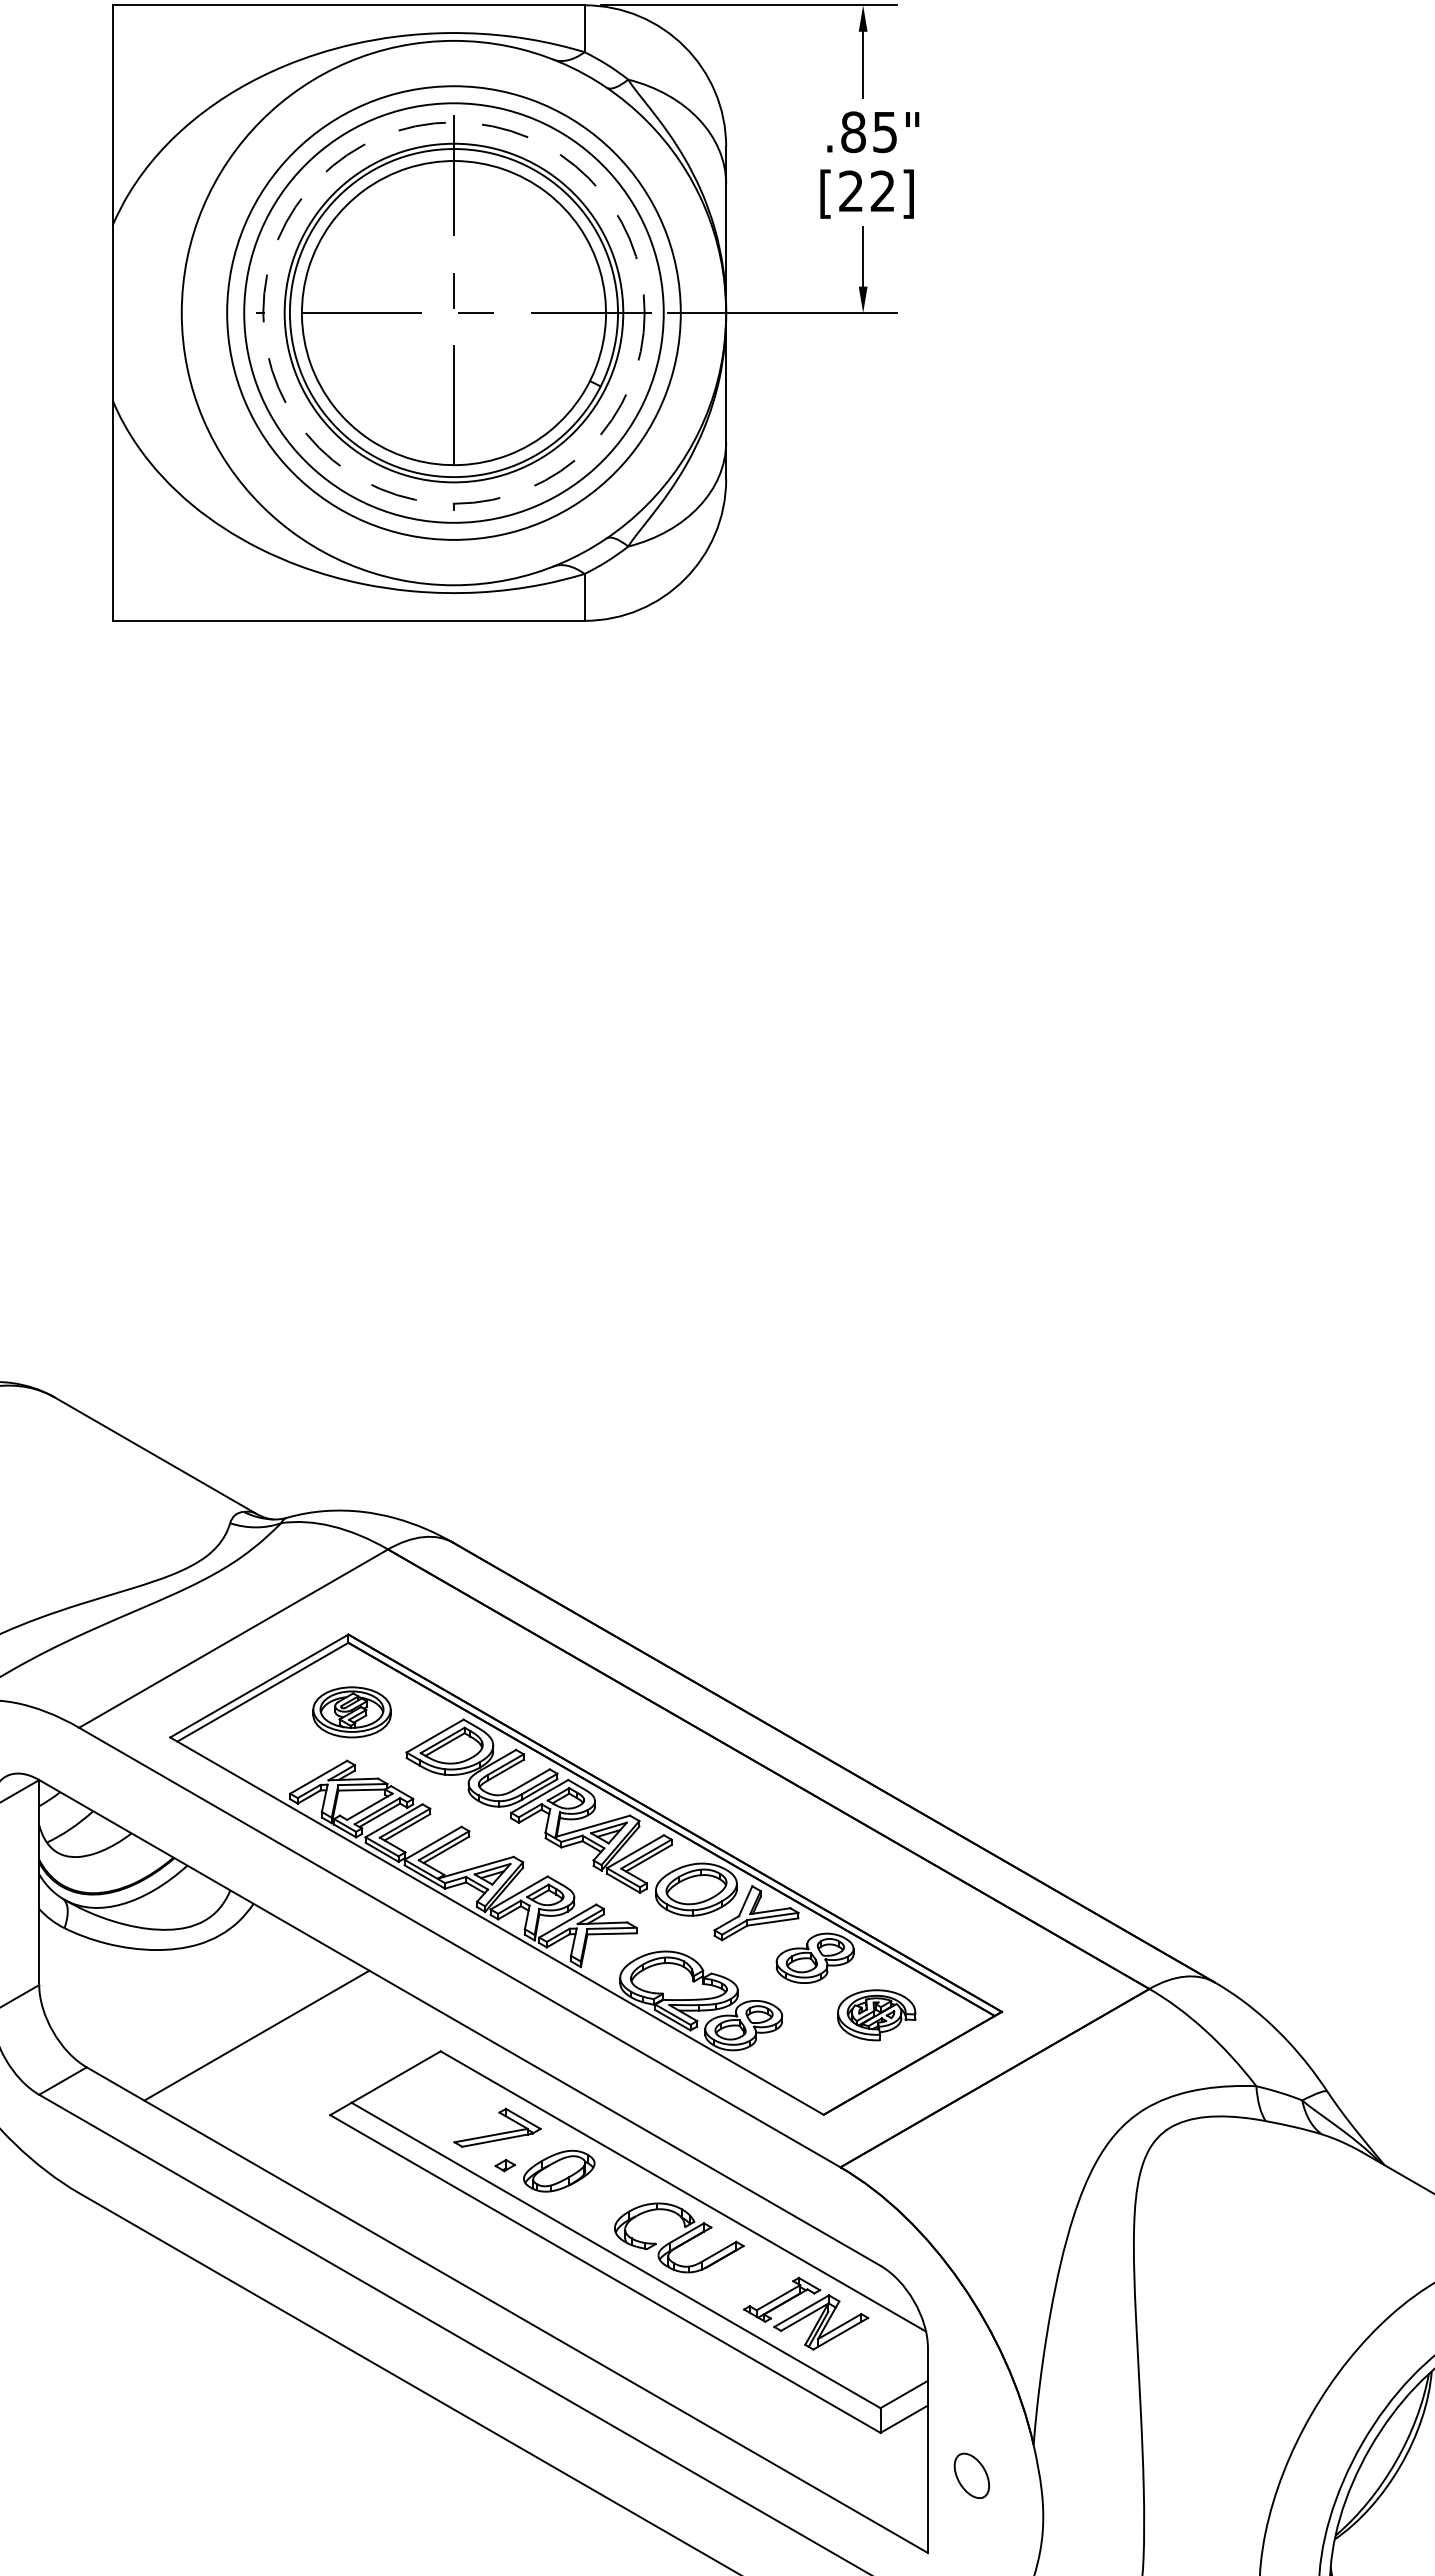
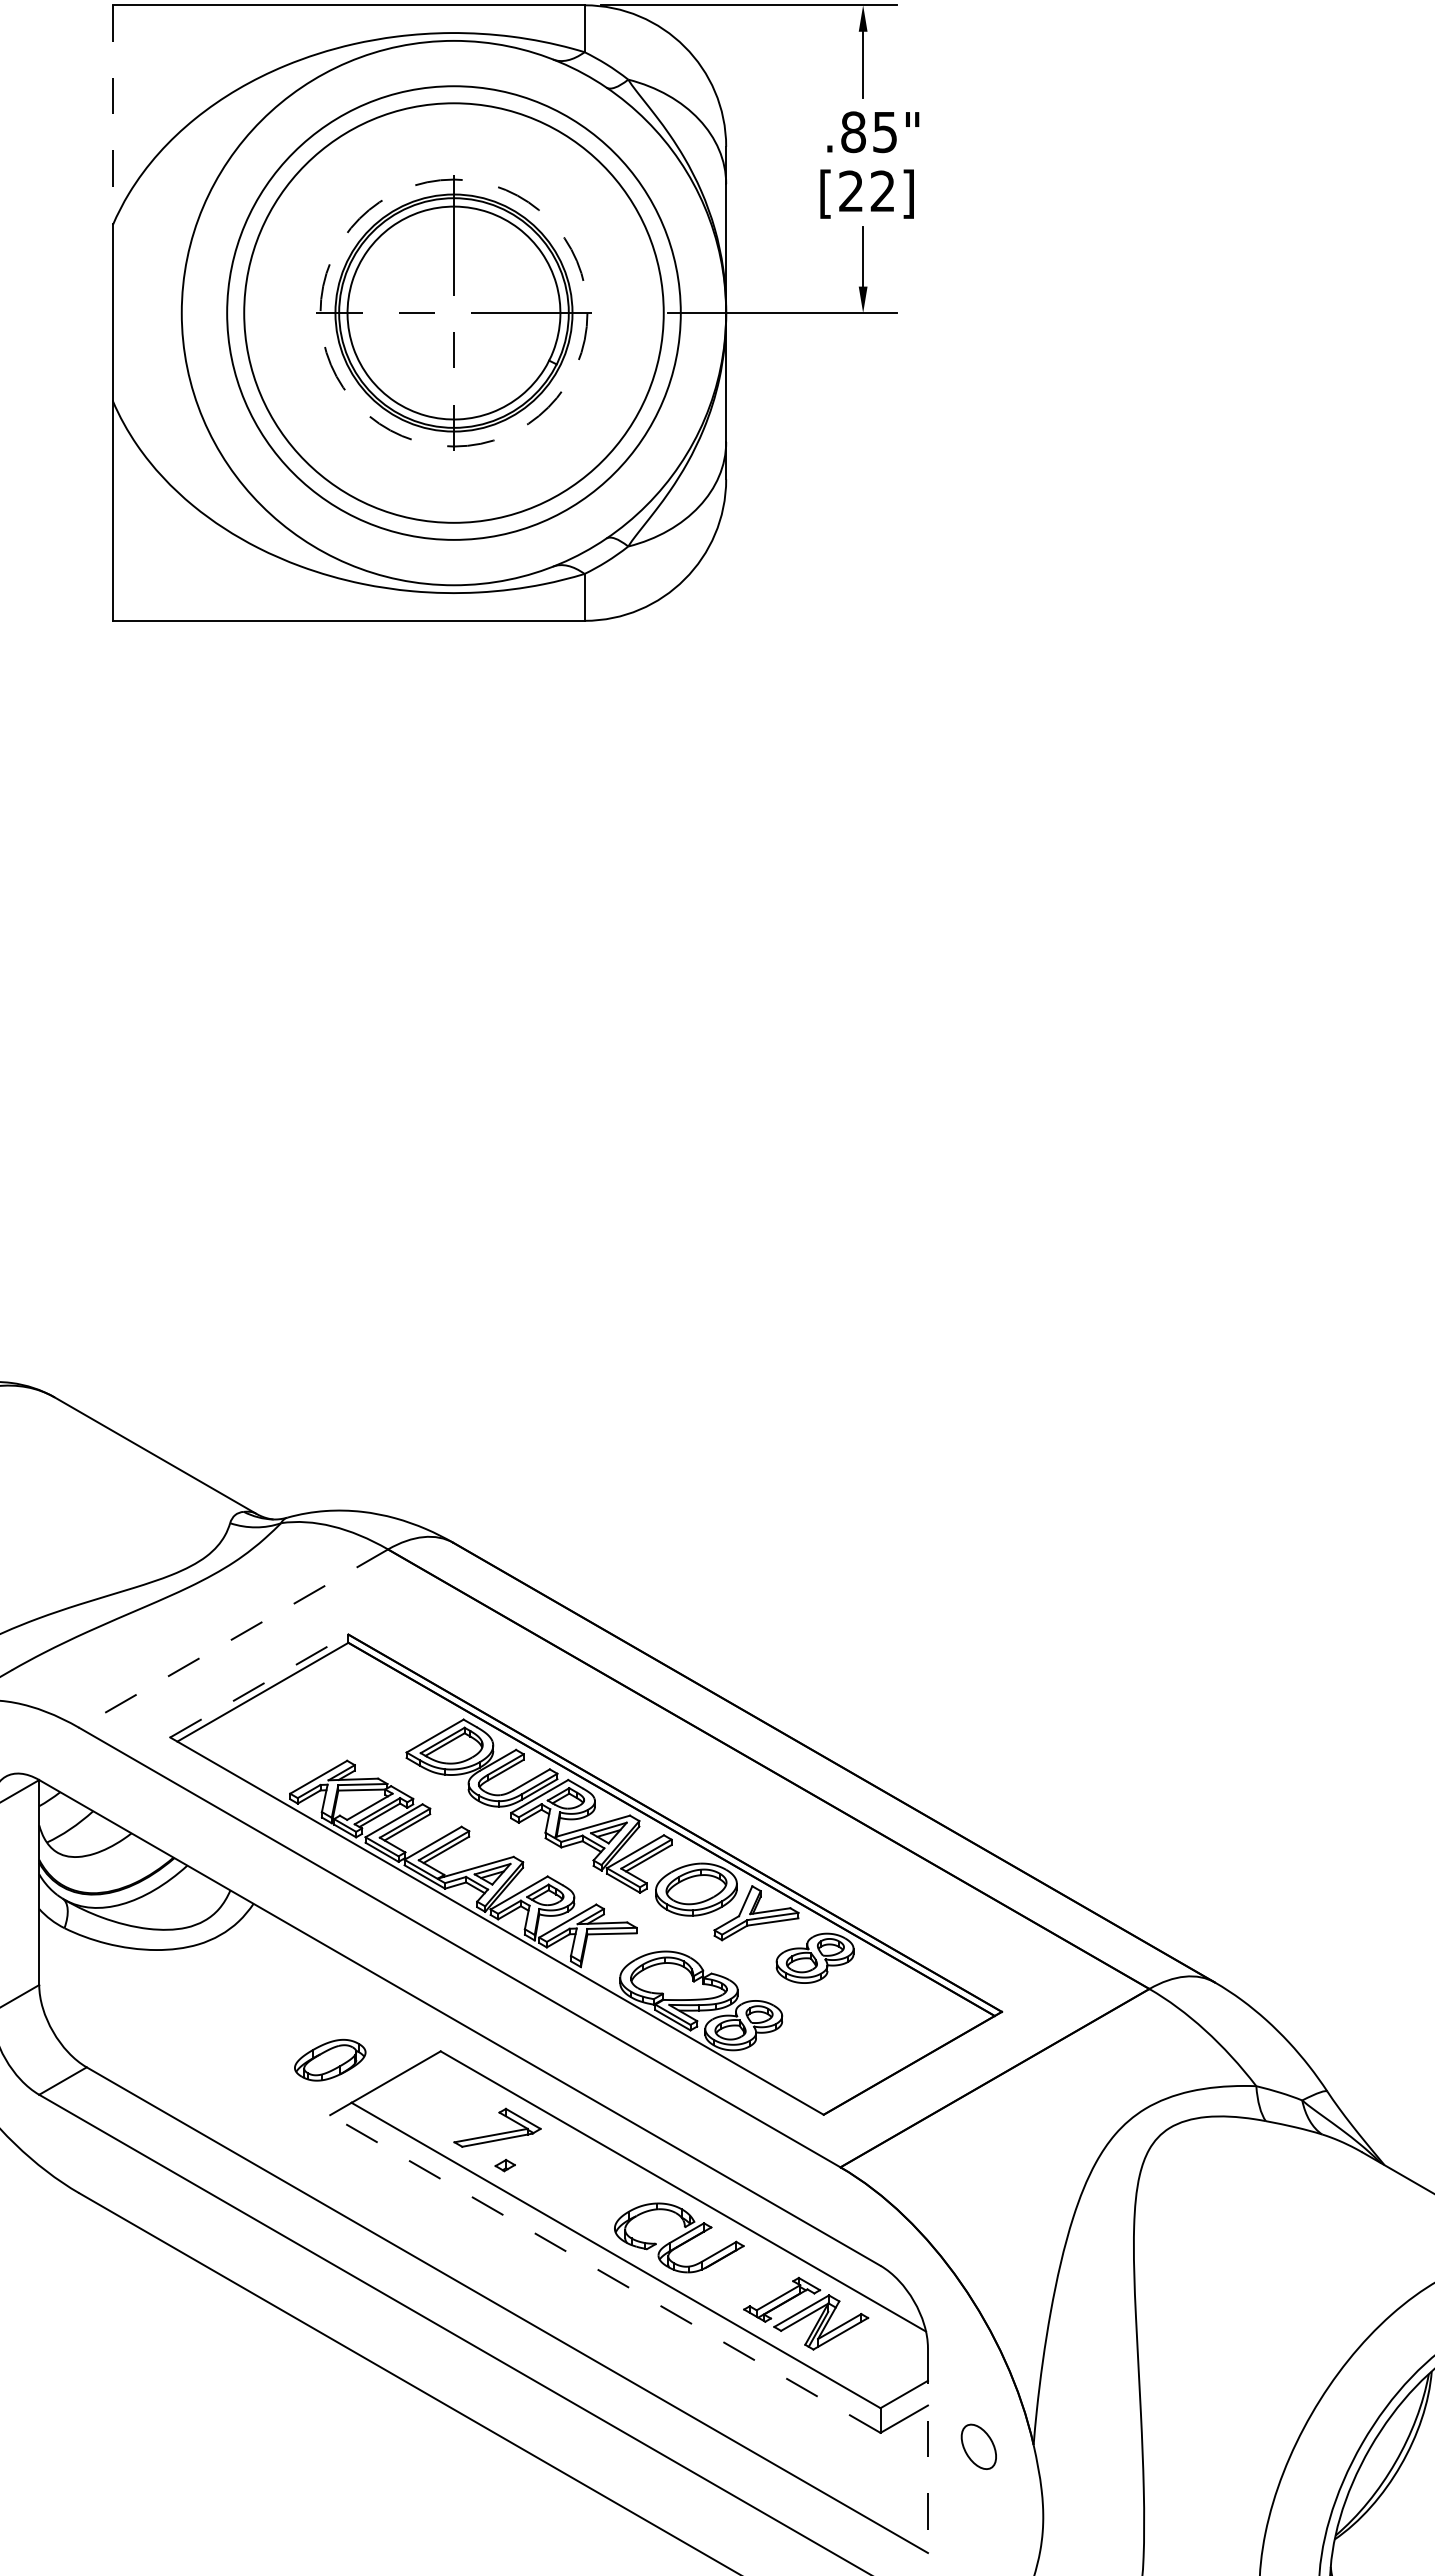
line: solid -> dashed (112, 115)
part size: 396x396 px -> 276x276 px (453, 312)
line: solid -> dashed (233, 1638)
line: solid -> dashed (259, 1686)
part: present -> none (351, 1712)
part: present -> none (876, 2015)
line: present -> none (256, 2035)
part position: (559, 2170) -> (330, 2059) (330, 2059)
line: solid -> dashed (605, 2274)
line: solid -> dashed (927, 2451)
part position: (971, 2475) -> (978, 2446) (978, 2446)
